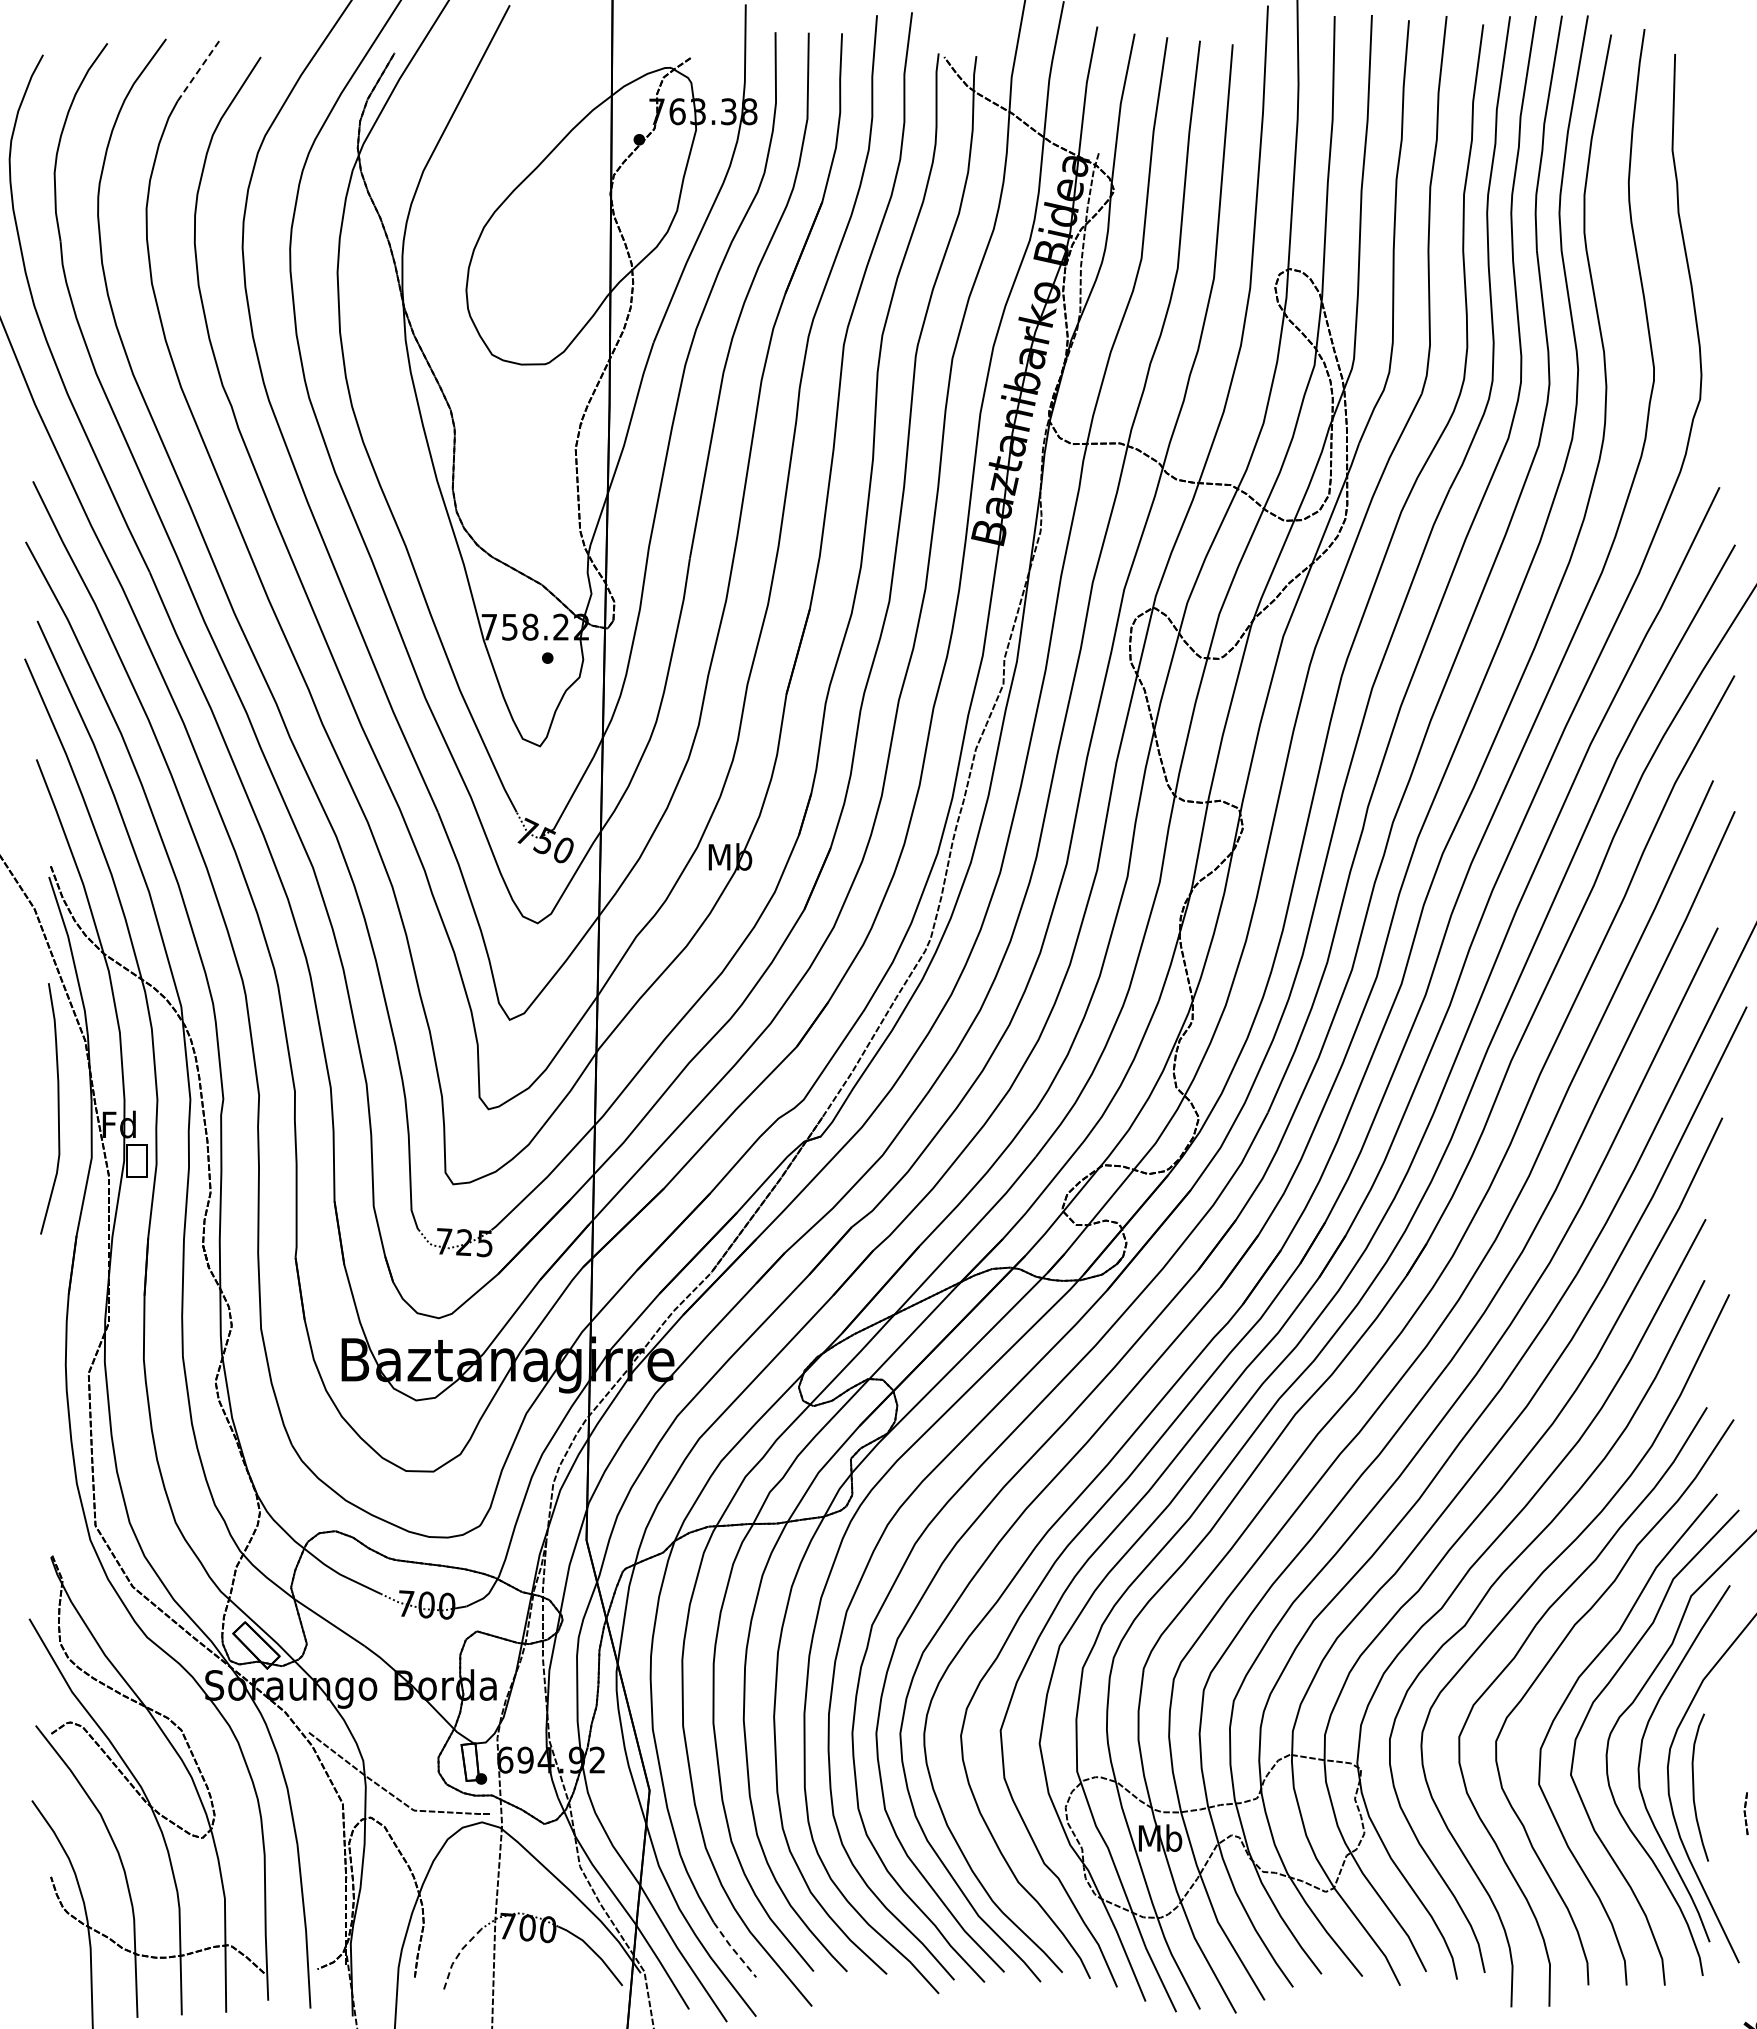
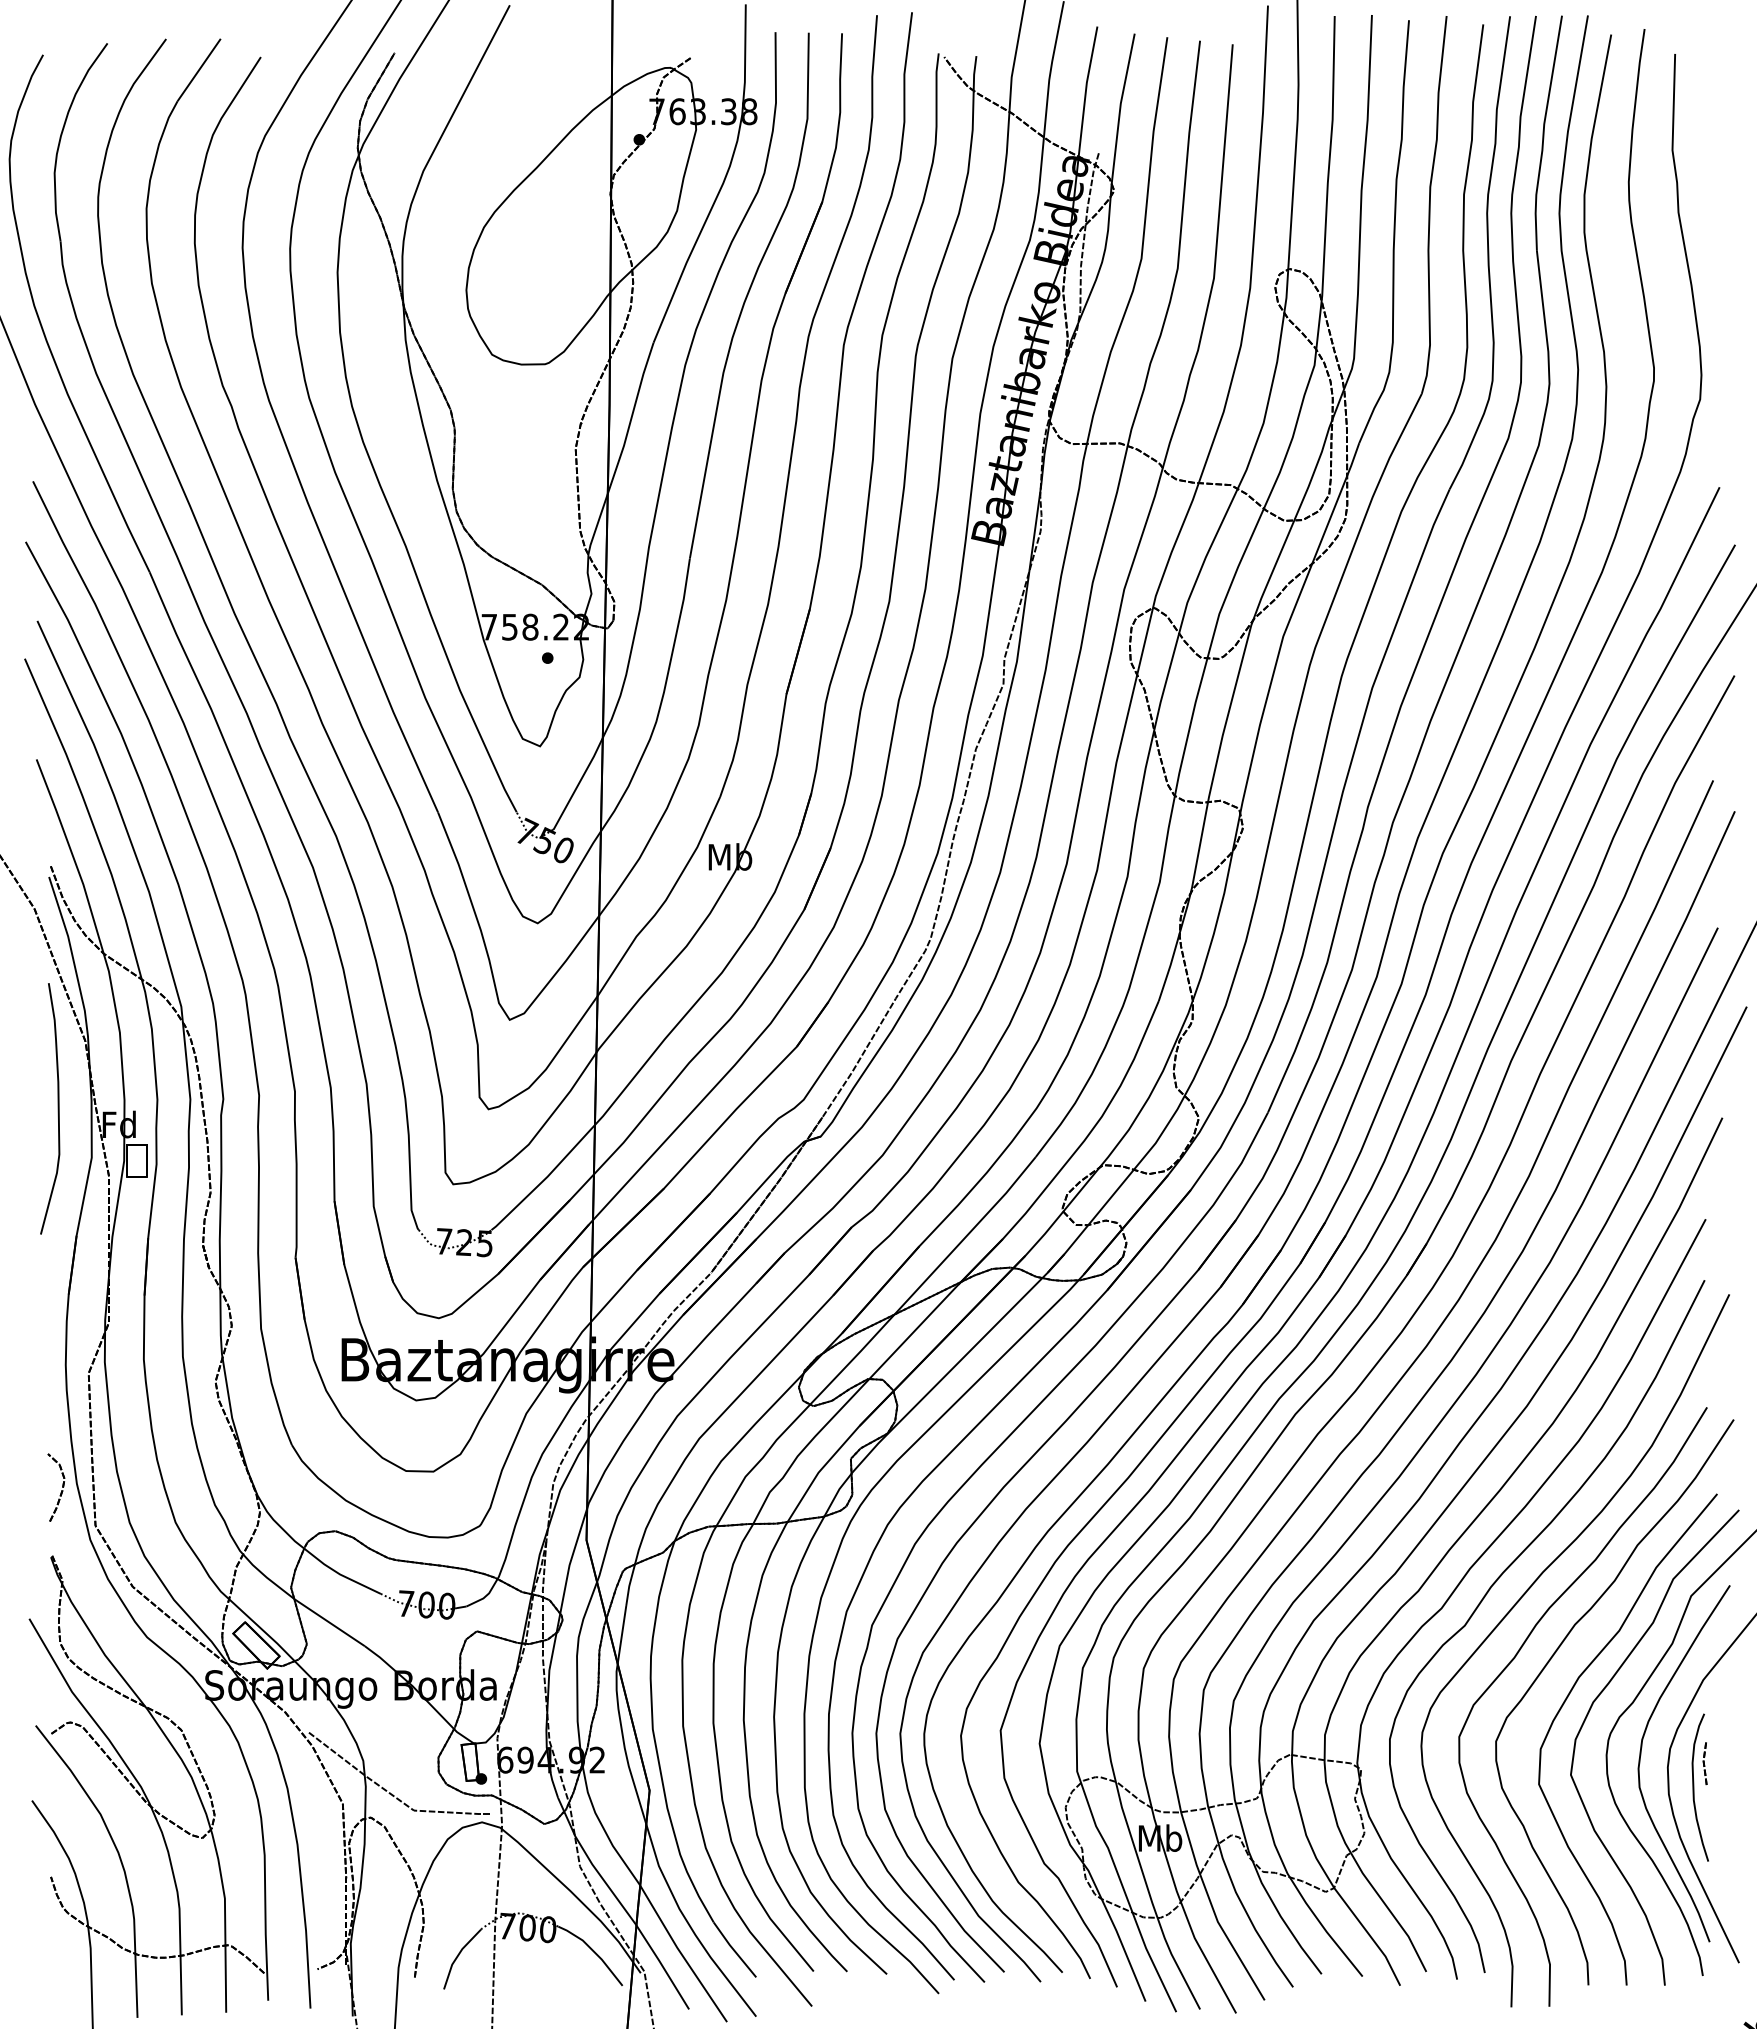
line: dashed -> solid (199, 70)
part: none -> present (56, 1487)
part position: (1745, 1813) -> (1704, 1763) (1704, 1763)
line: dashed -> solid (734, 1950)
line: dashed -> solid (457, 1956)
